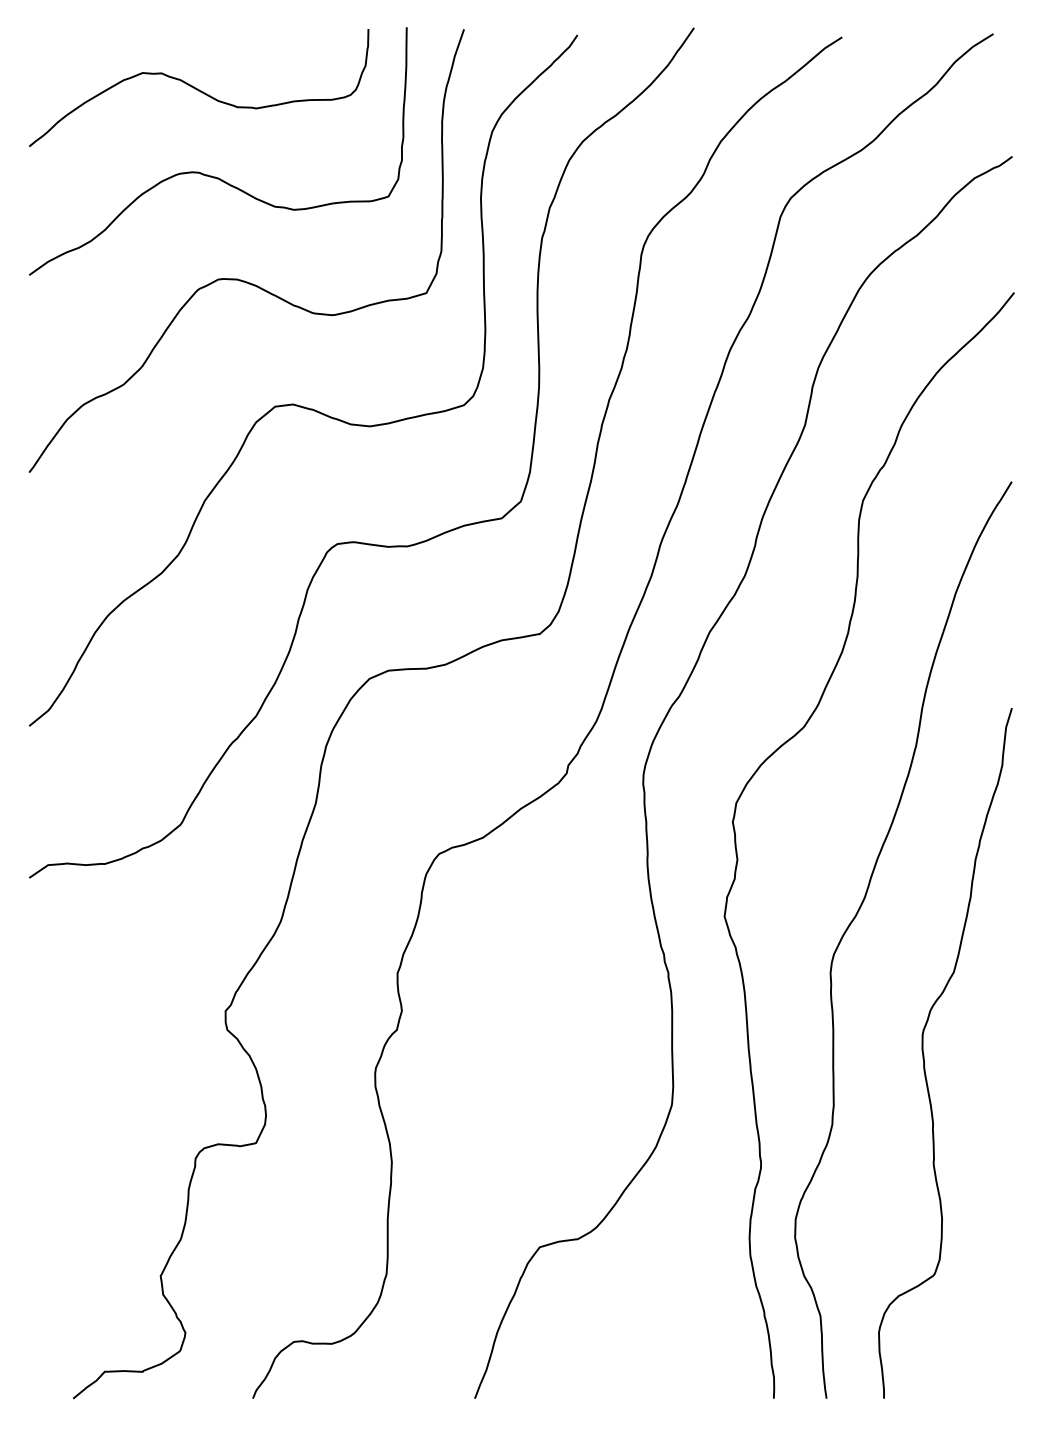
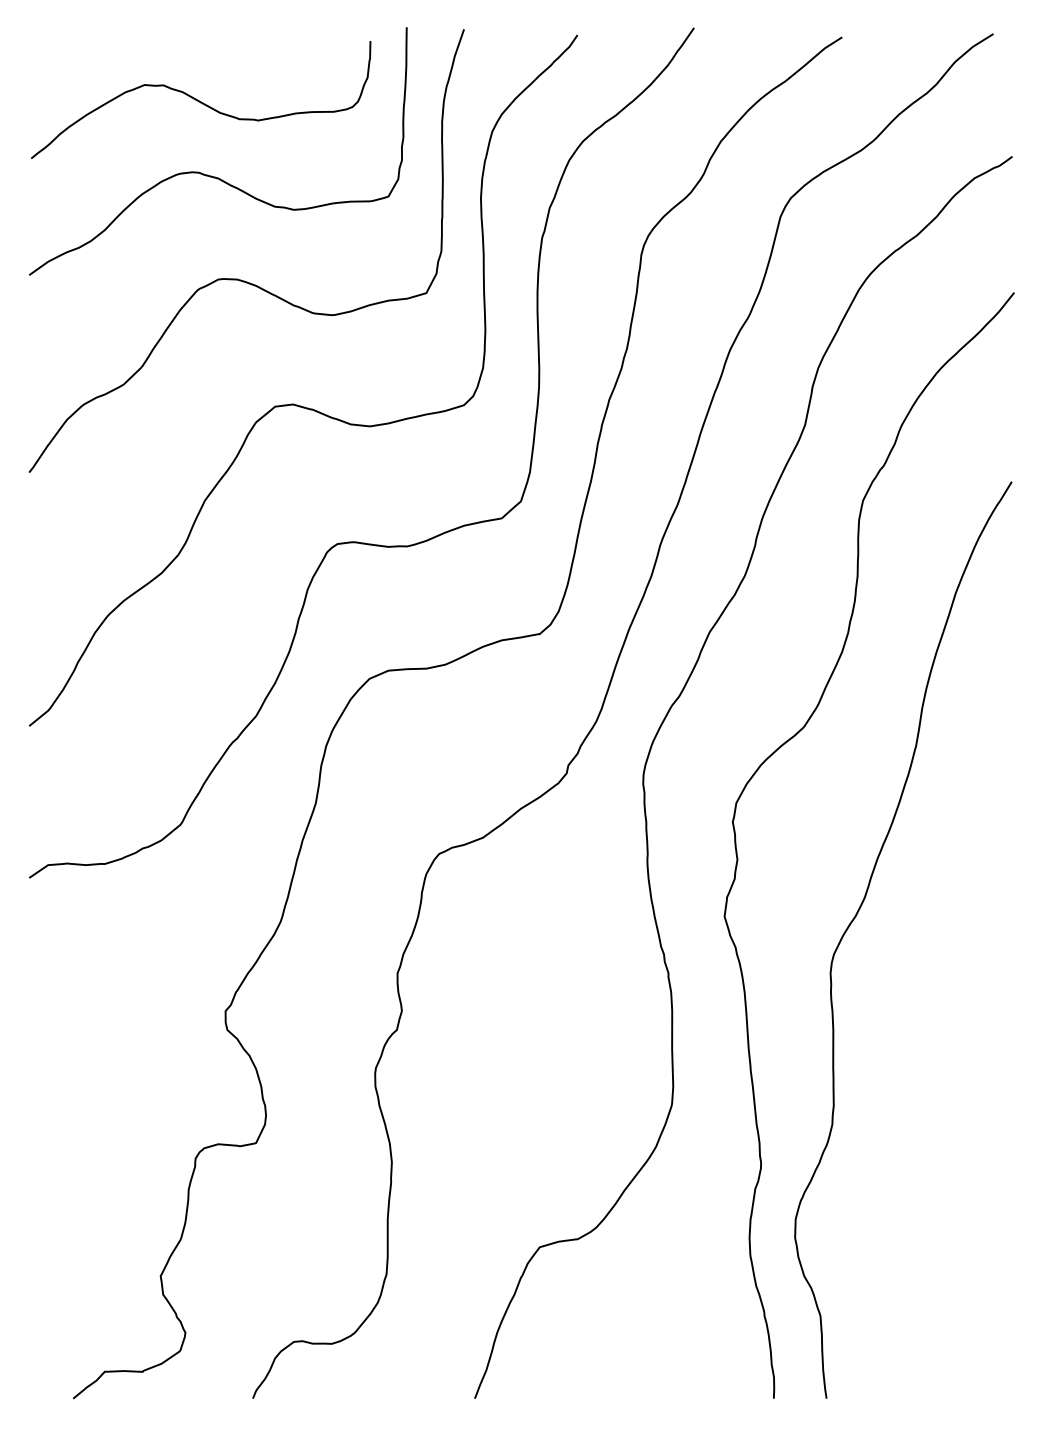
curve position: (199, 89) -> (201, 101) (201, 101)
curve: present -> none (924, 1054)
